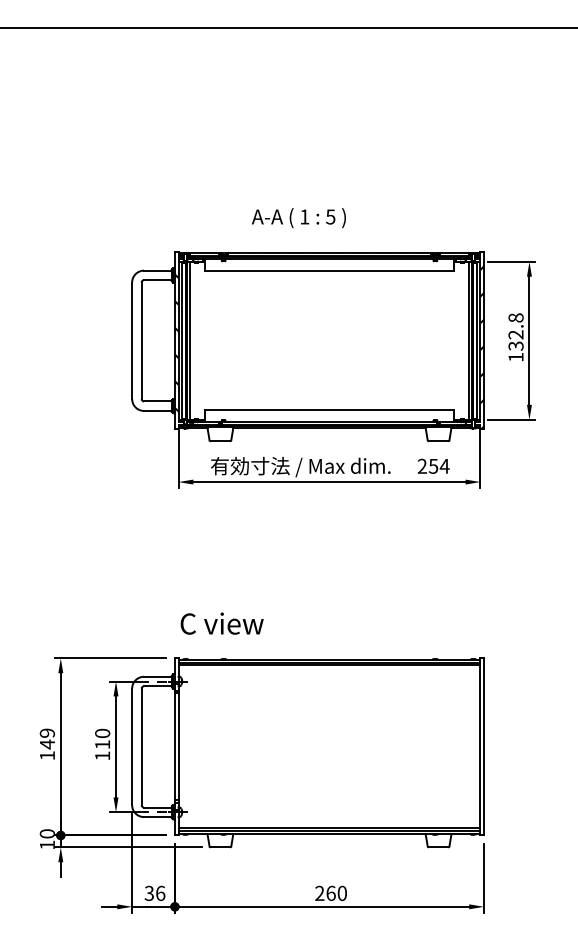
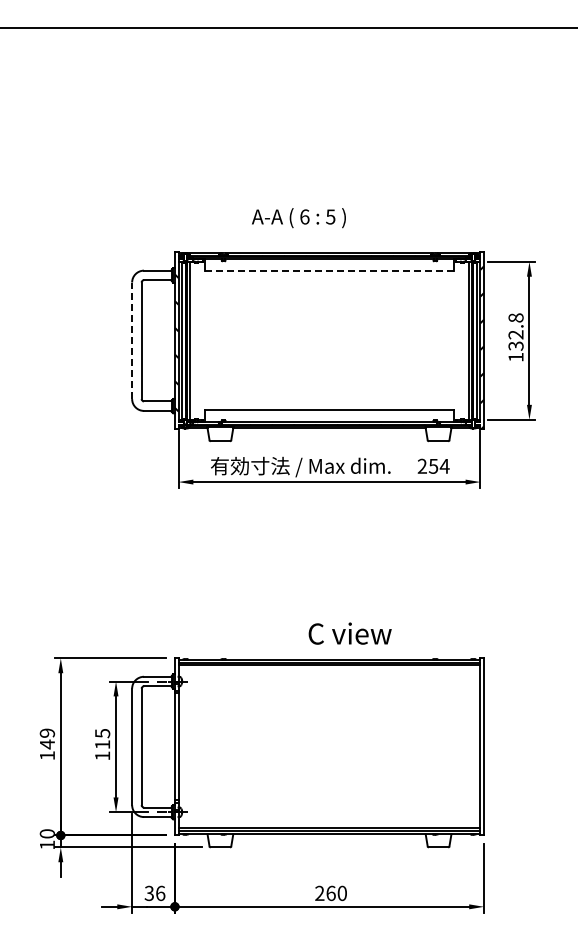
text: 1 -> 6 (304, 216)
line: solid -> dashed (329, 271)
line: solid -> dashed (132, 340)
text position: (221, 623) -> (349, 633) (349, 633)
text: 110 -> 115 (102, 733)
